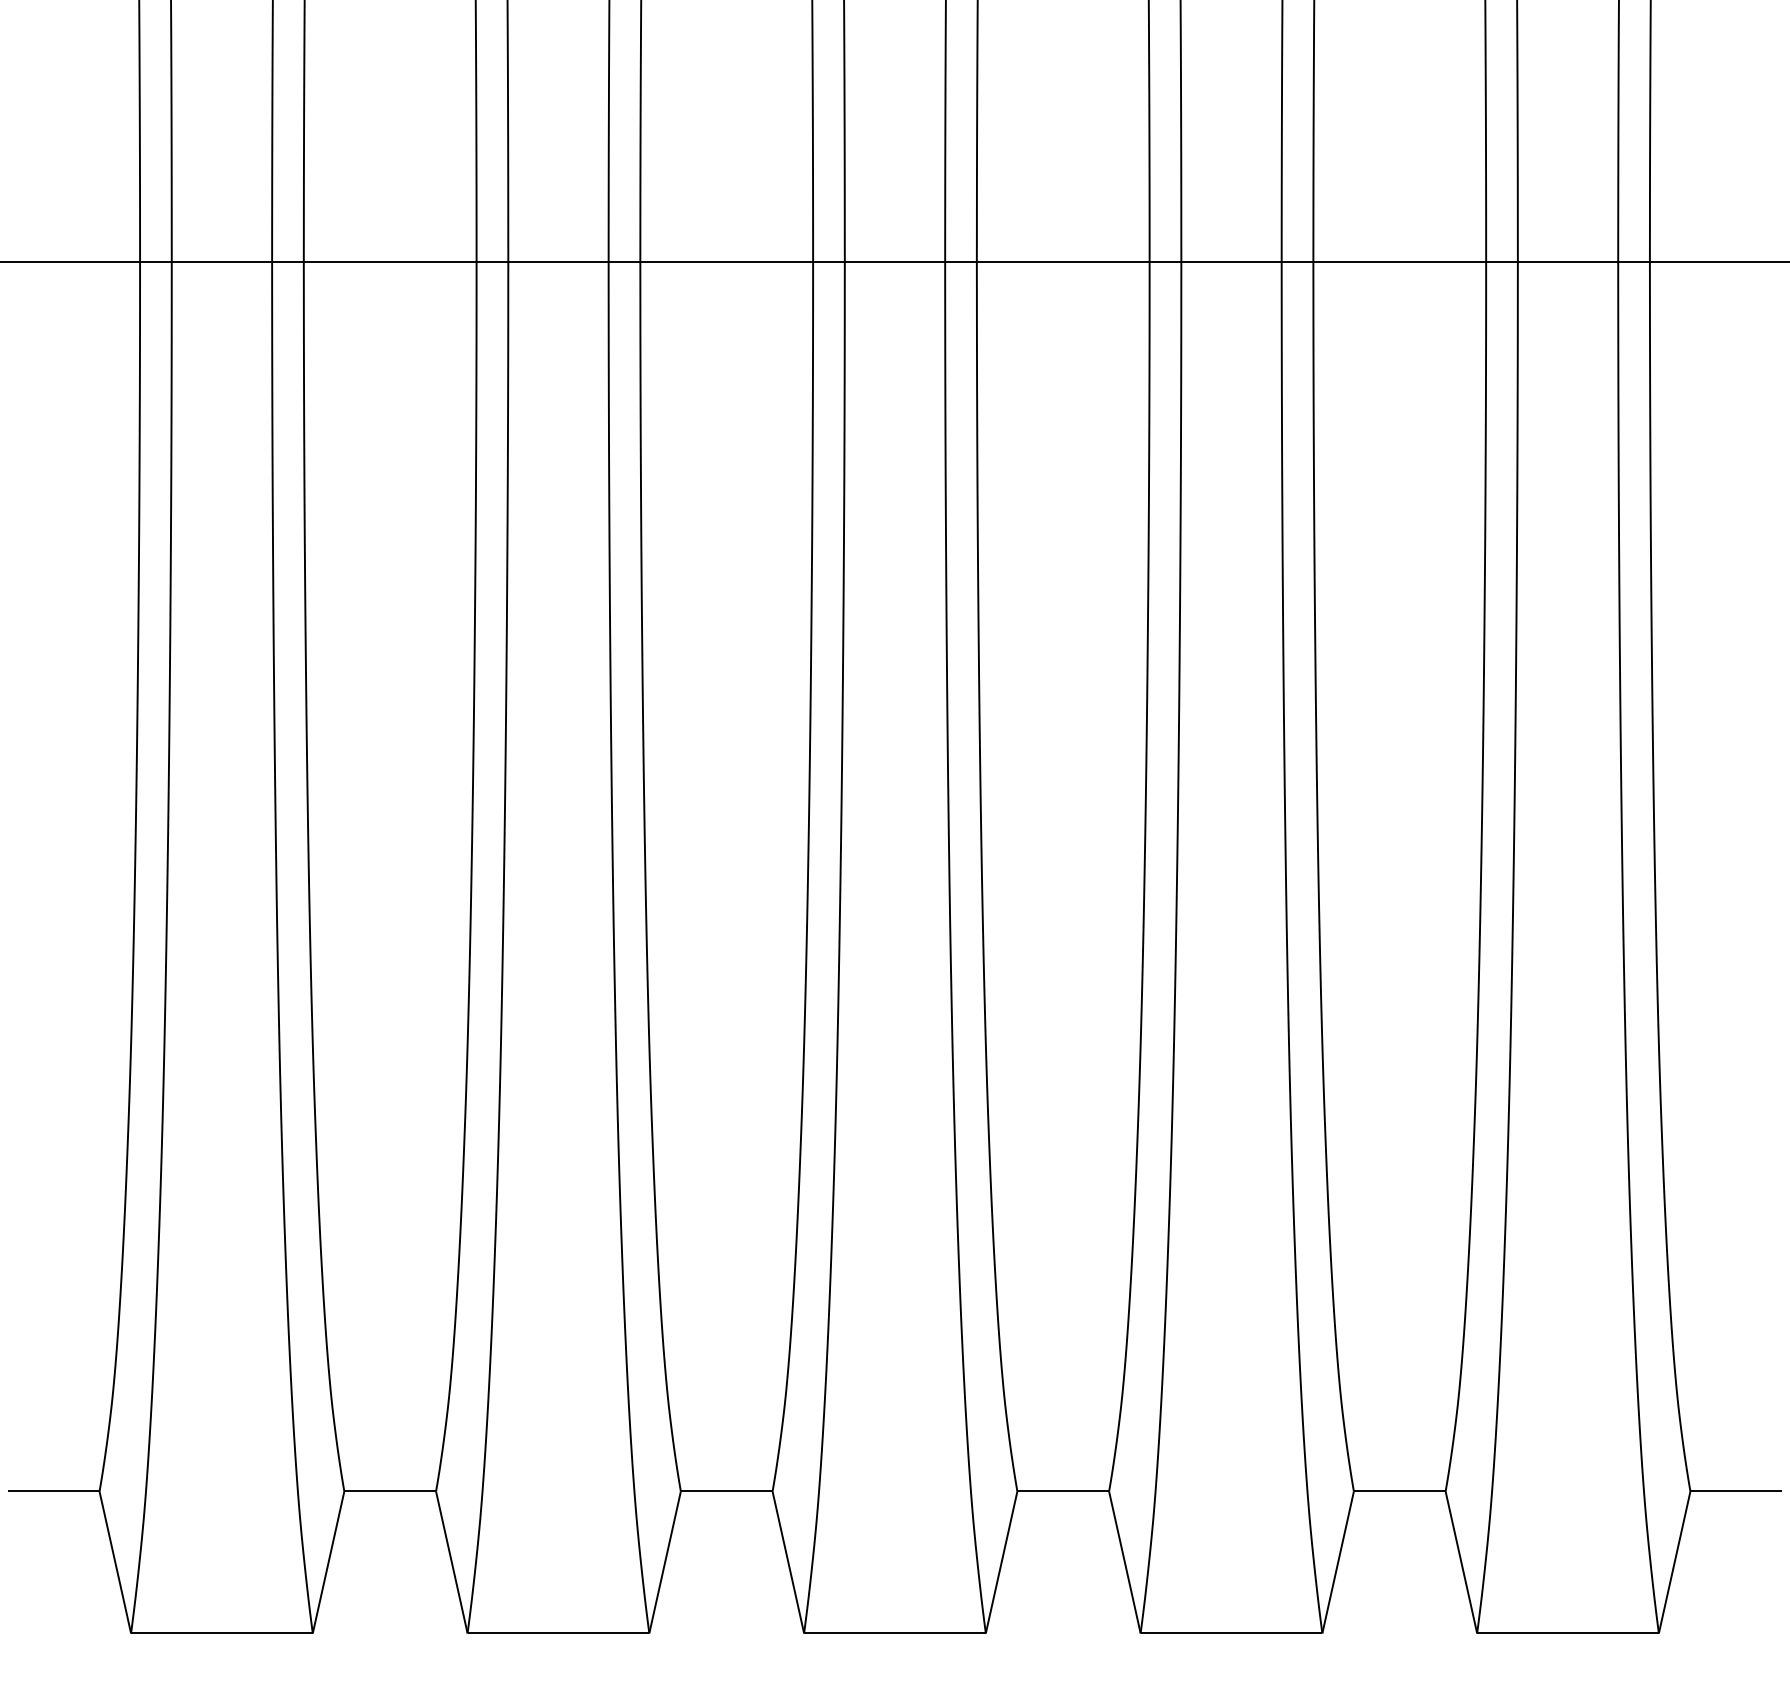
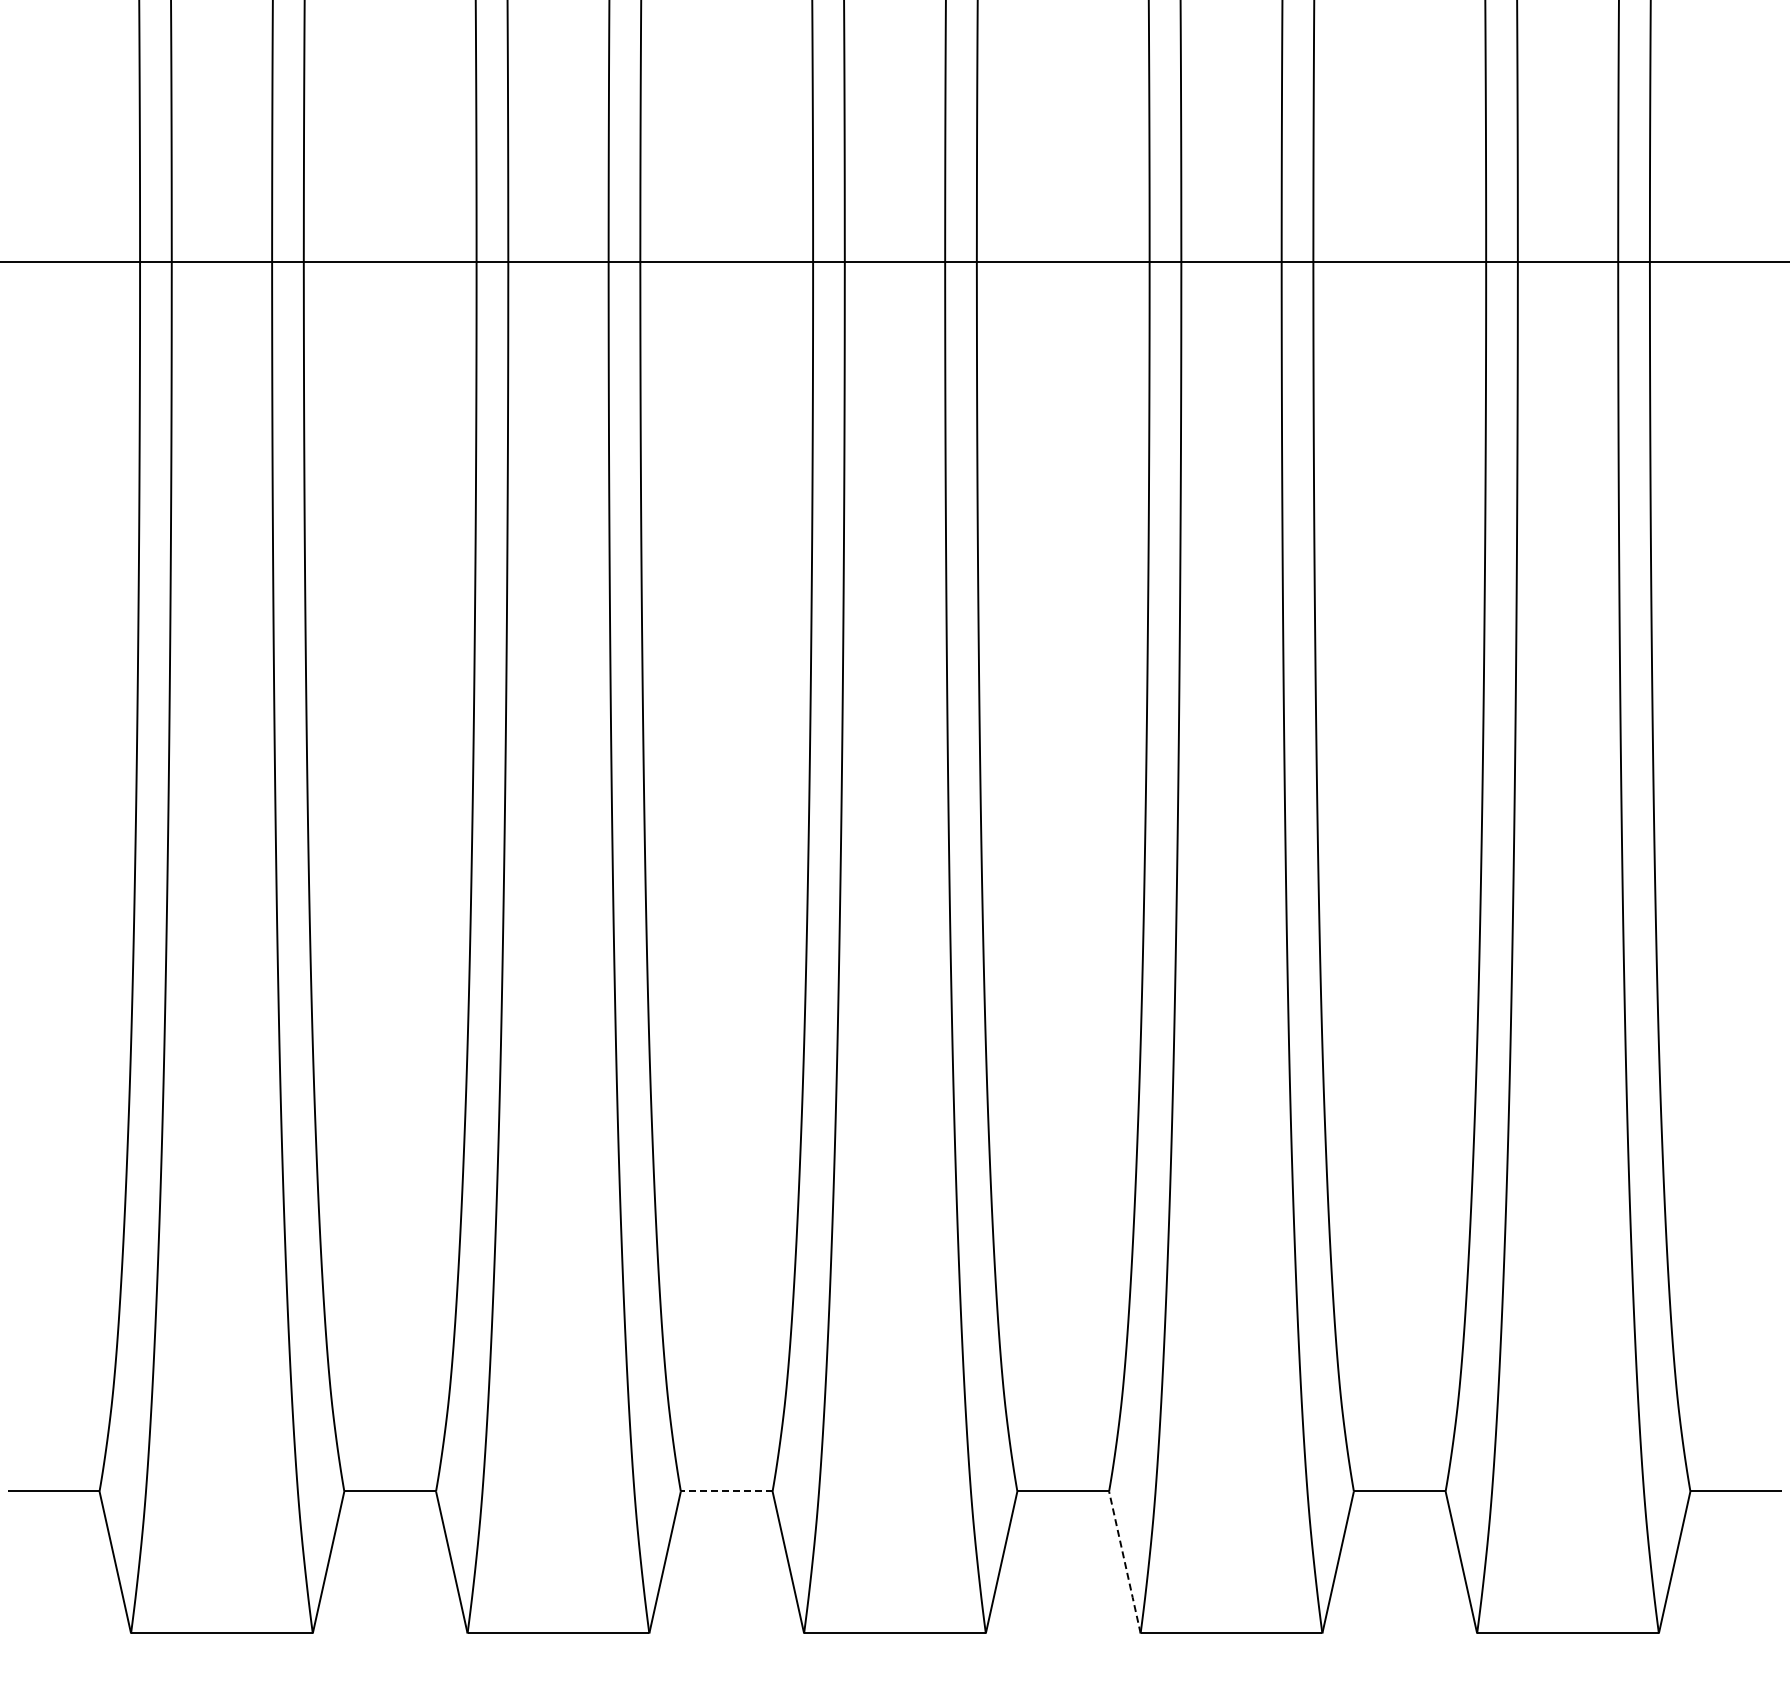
line: solid -> dashed (726, 1491)
line: solid -> dashed (1124, 1562)
